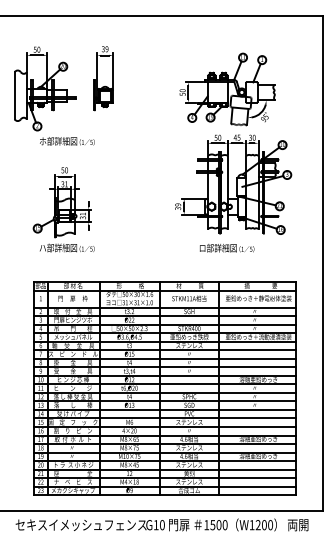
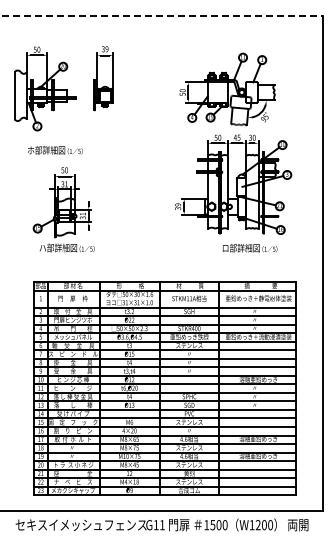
line: solid -> dashed (162, 16)
text position: (67, 141) -> (55, 150) (55, 150)
text position: (227, 248) -> (250, 248) (250, 248)
text: G10 -> G11 (162, 525)
